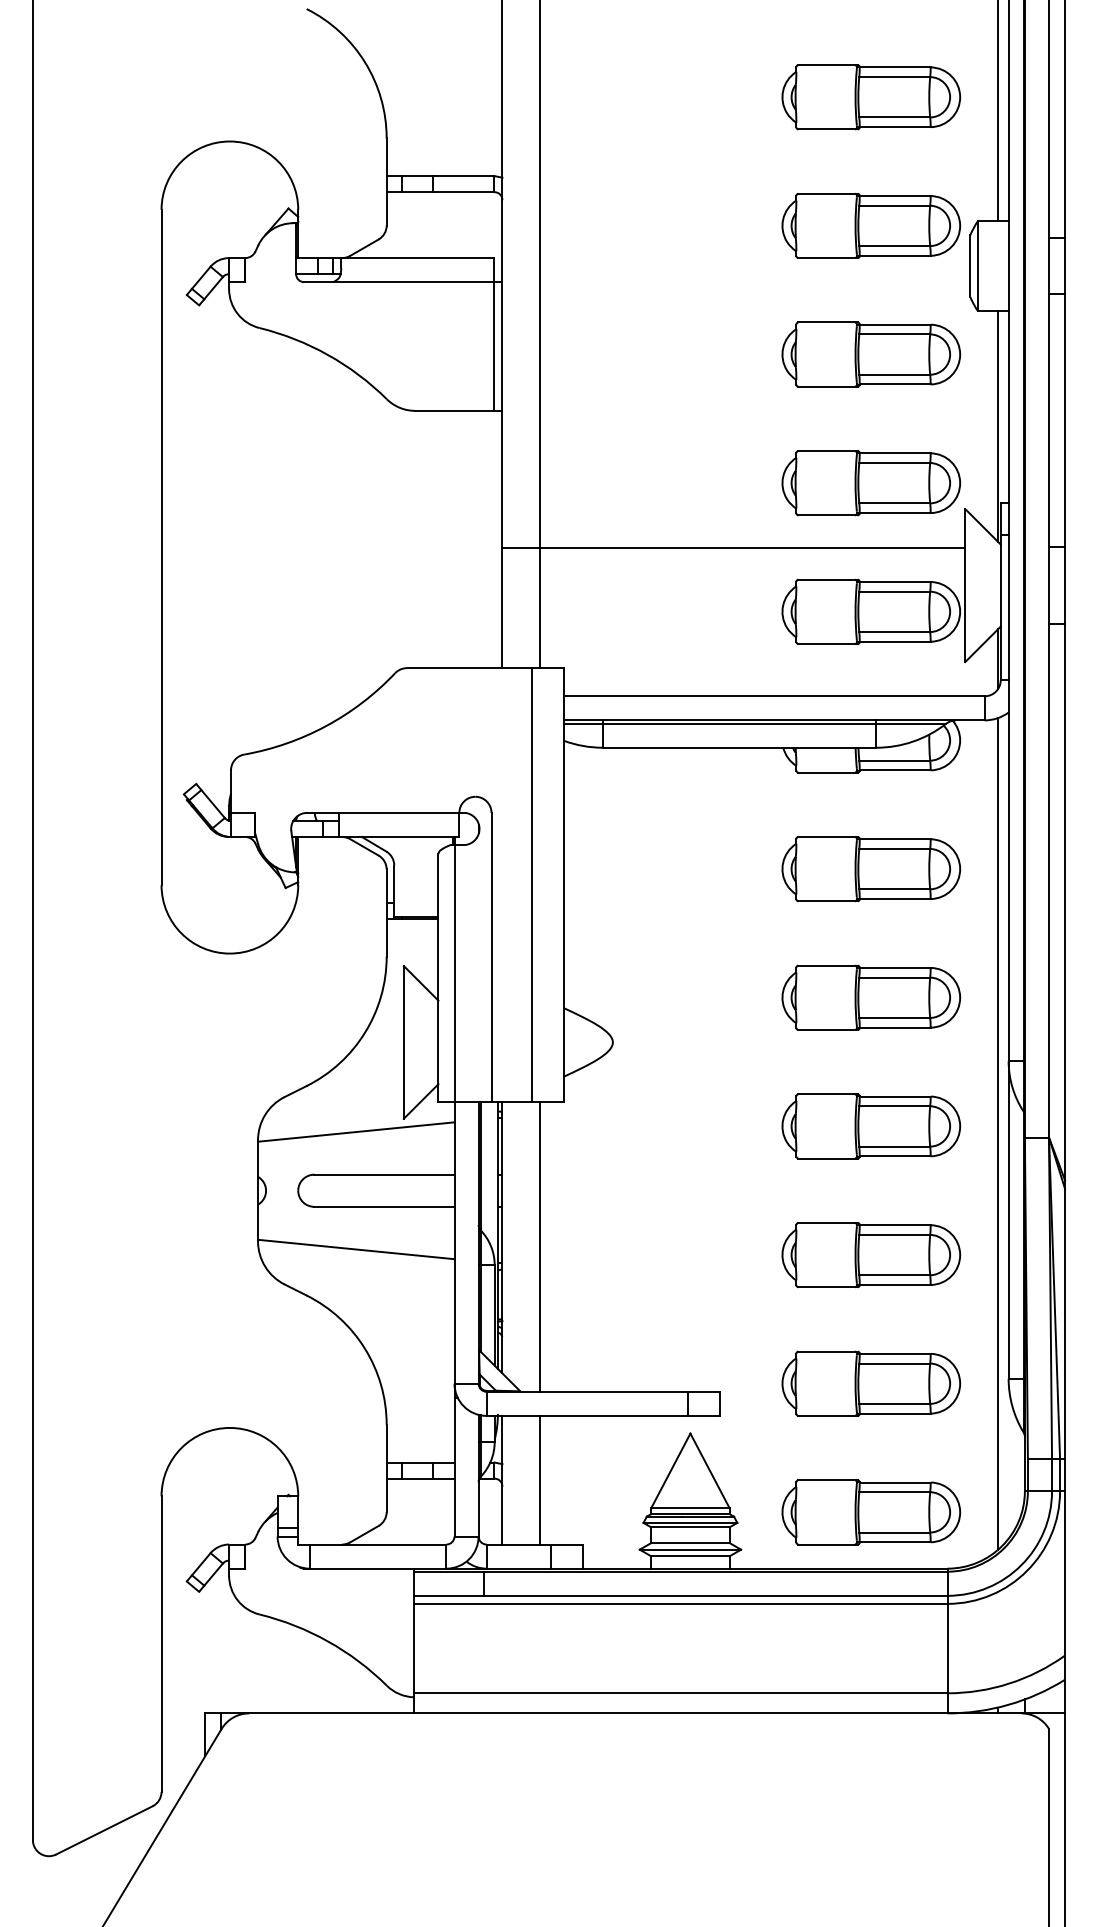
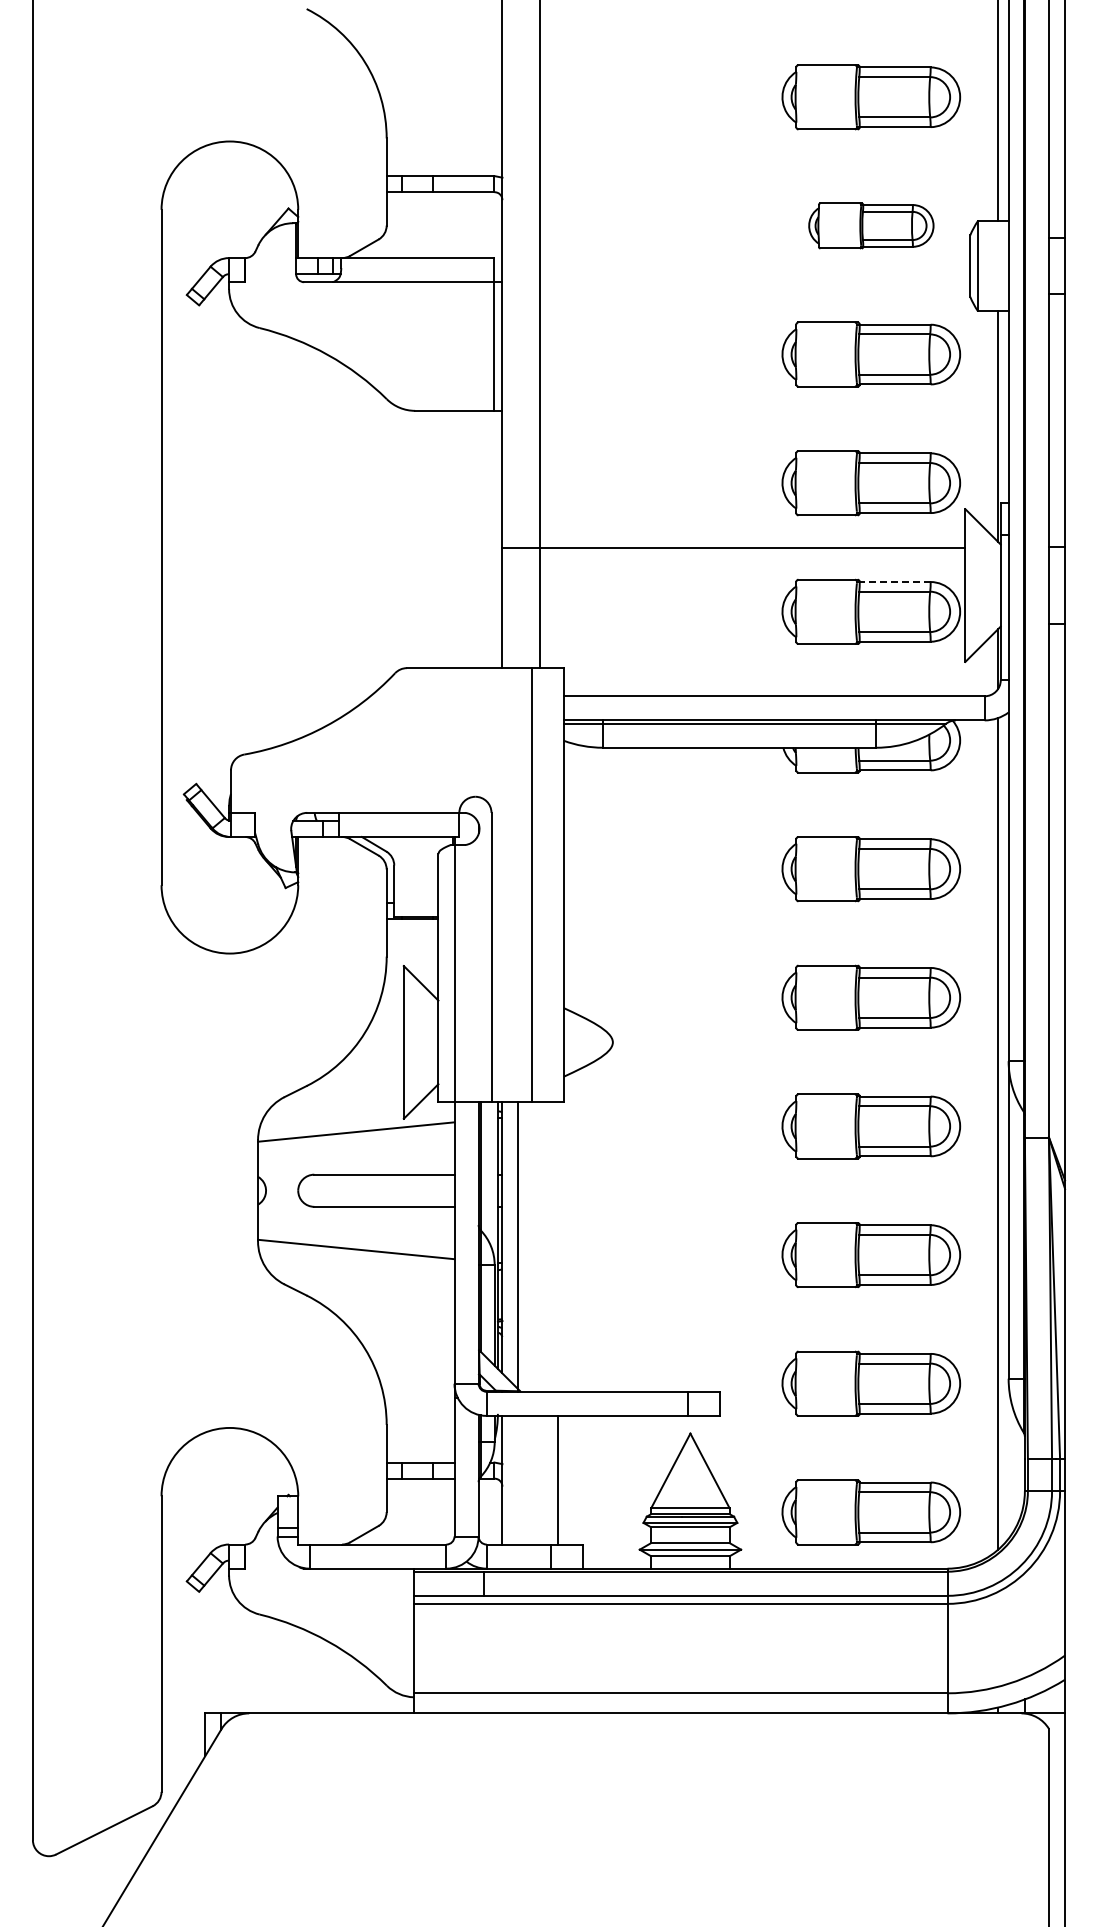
part size: 181x66 px -> 127x48 px (871, 225)
line: solid -> dashed (894, 582)
line position: (540, 1246) -> (518, 1246) (518, 1246)
line position: (540, 1479) -> (558, 1479) (558, 1479)
